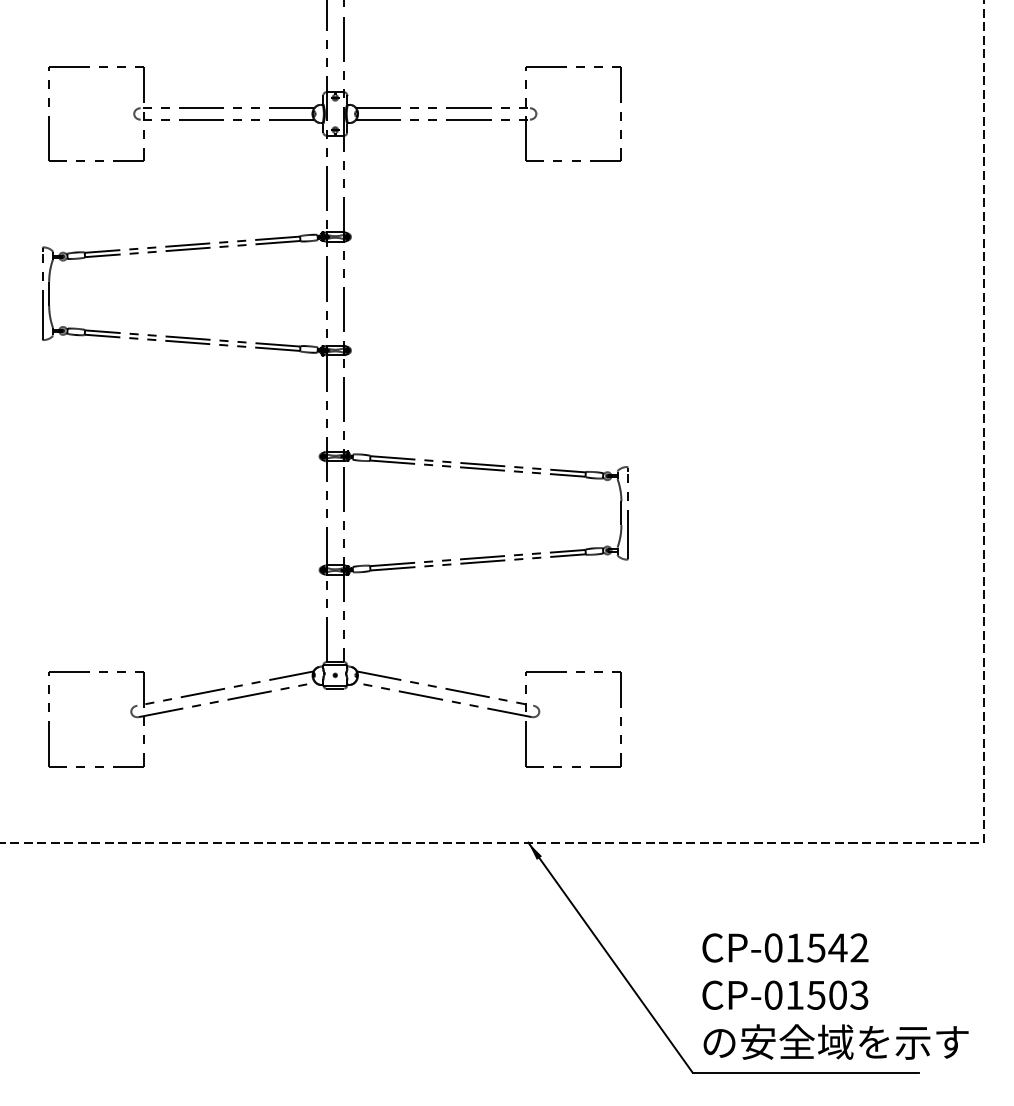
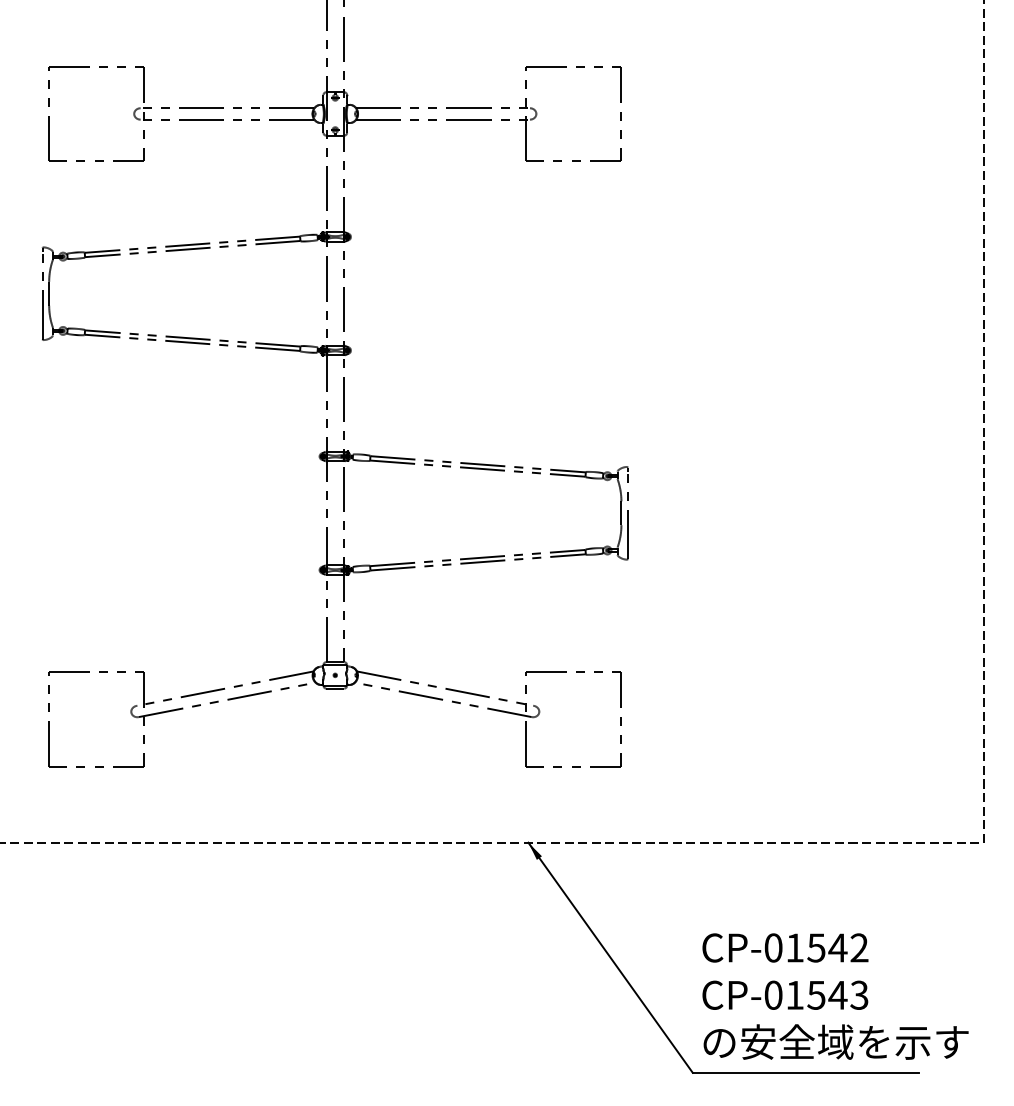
text: CP-01503 -> CP-01543 (837, 994)
